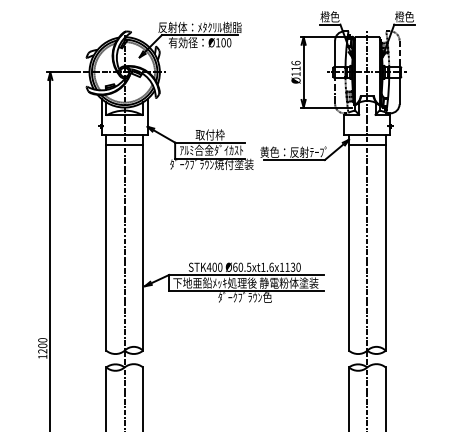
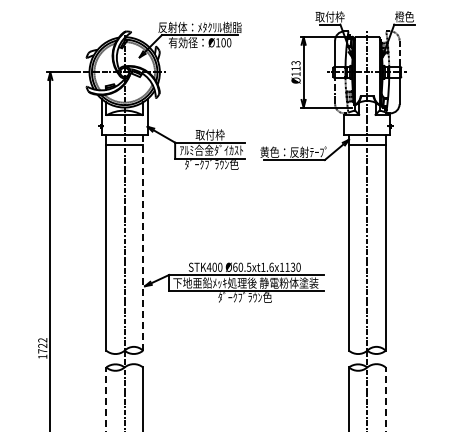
text: 橙色 -> 取付枠 (329, 16)
text: Ø116 -> Ø113 (295, 62)
text: ﾀﾞｰｸﾌﾞﾗｳﾝ焼付塗装 -> ﾀﾞｰｸﾌﾞﾗｳﾝ色 (211, 164)
line: solid -> dashed (143, 243)
text: 1200 -> 1722 (42, 345)
line: solid -> dashed (106, 399)
line: solid -> dashed (385, 399)
